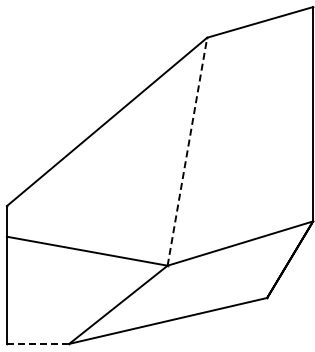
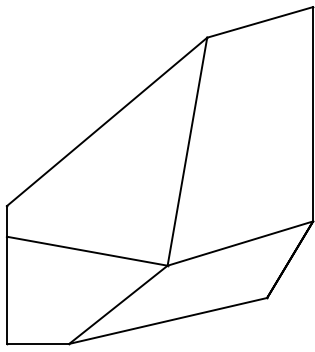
line: dashed -> solid (187, 151)
line: dashed -> solid (38, 343)
